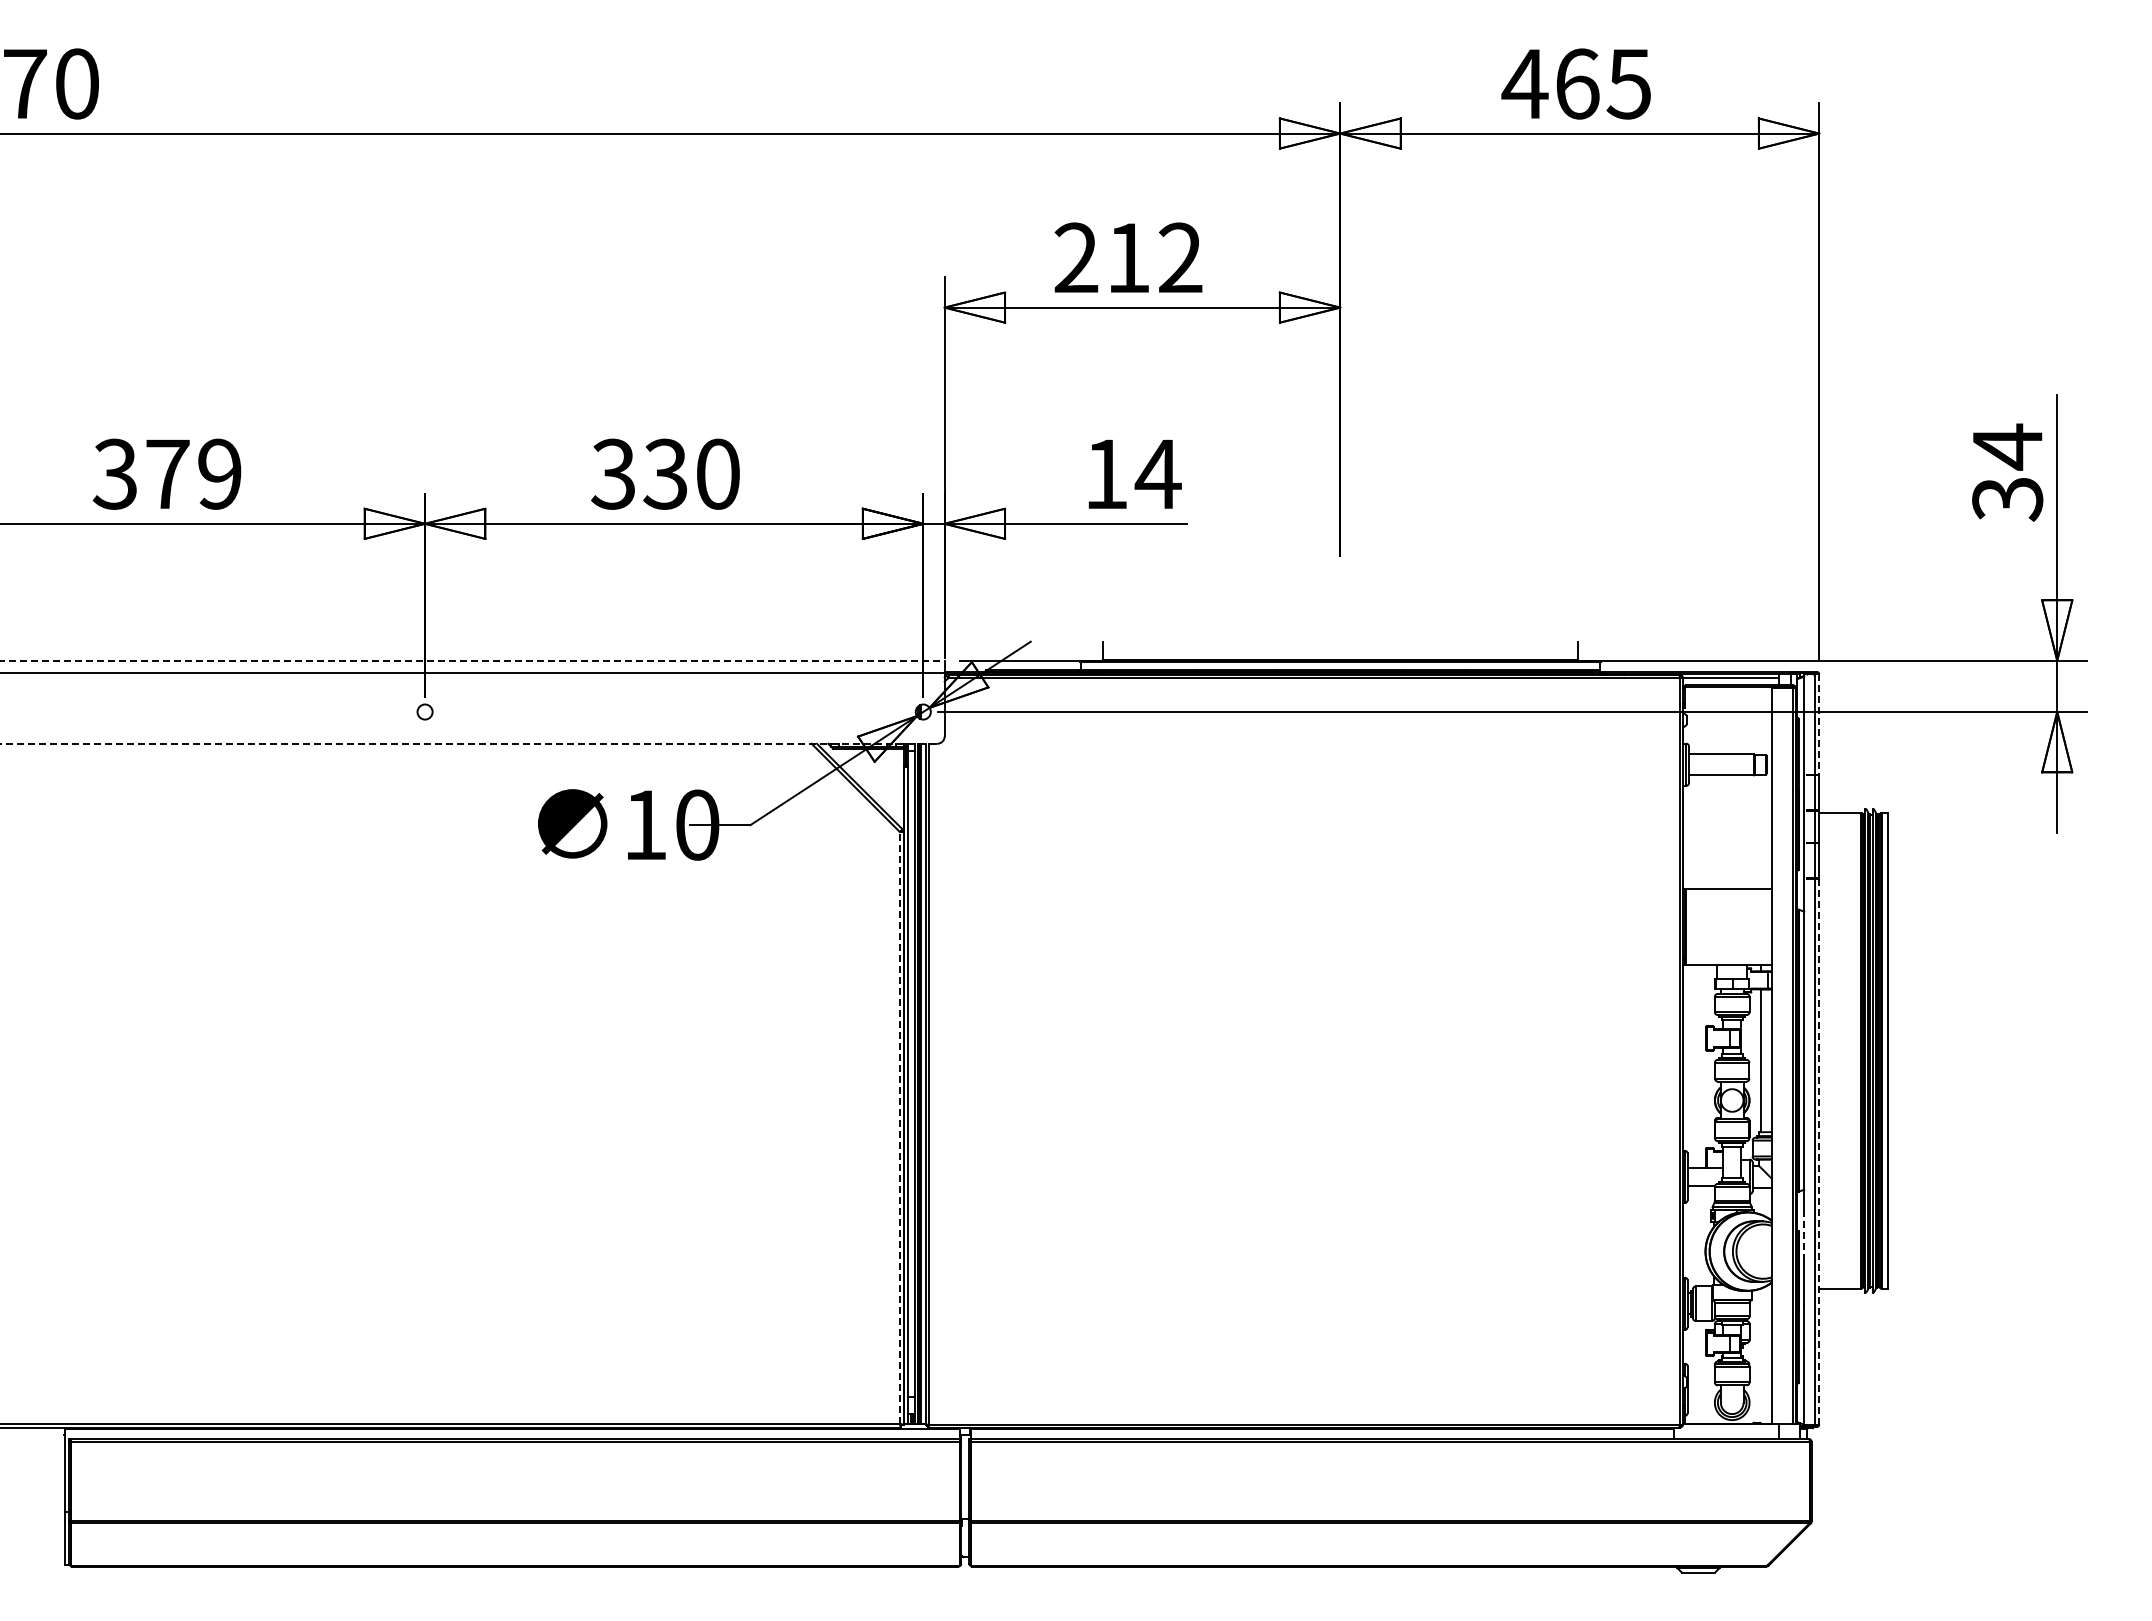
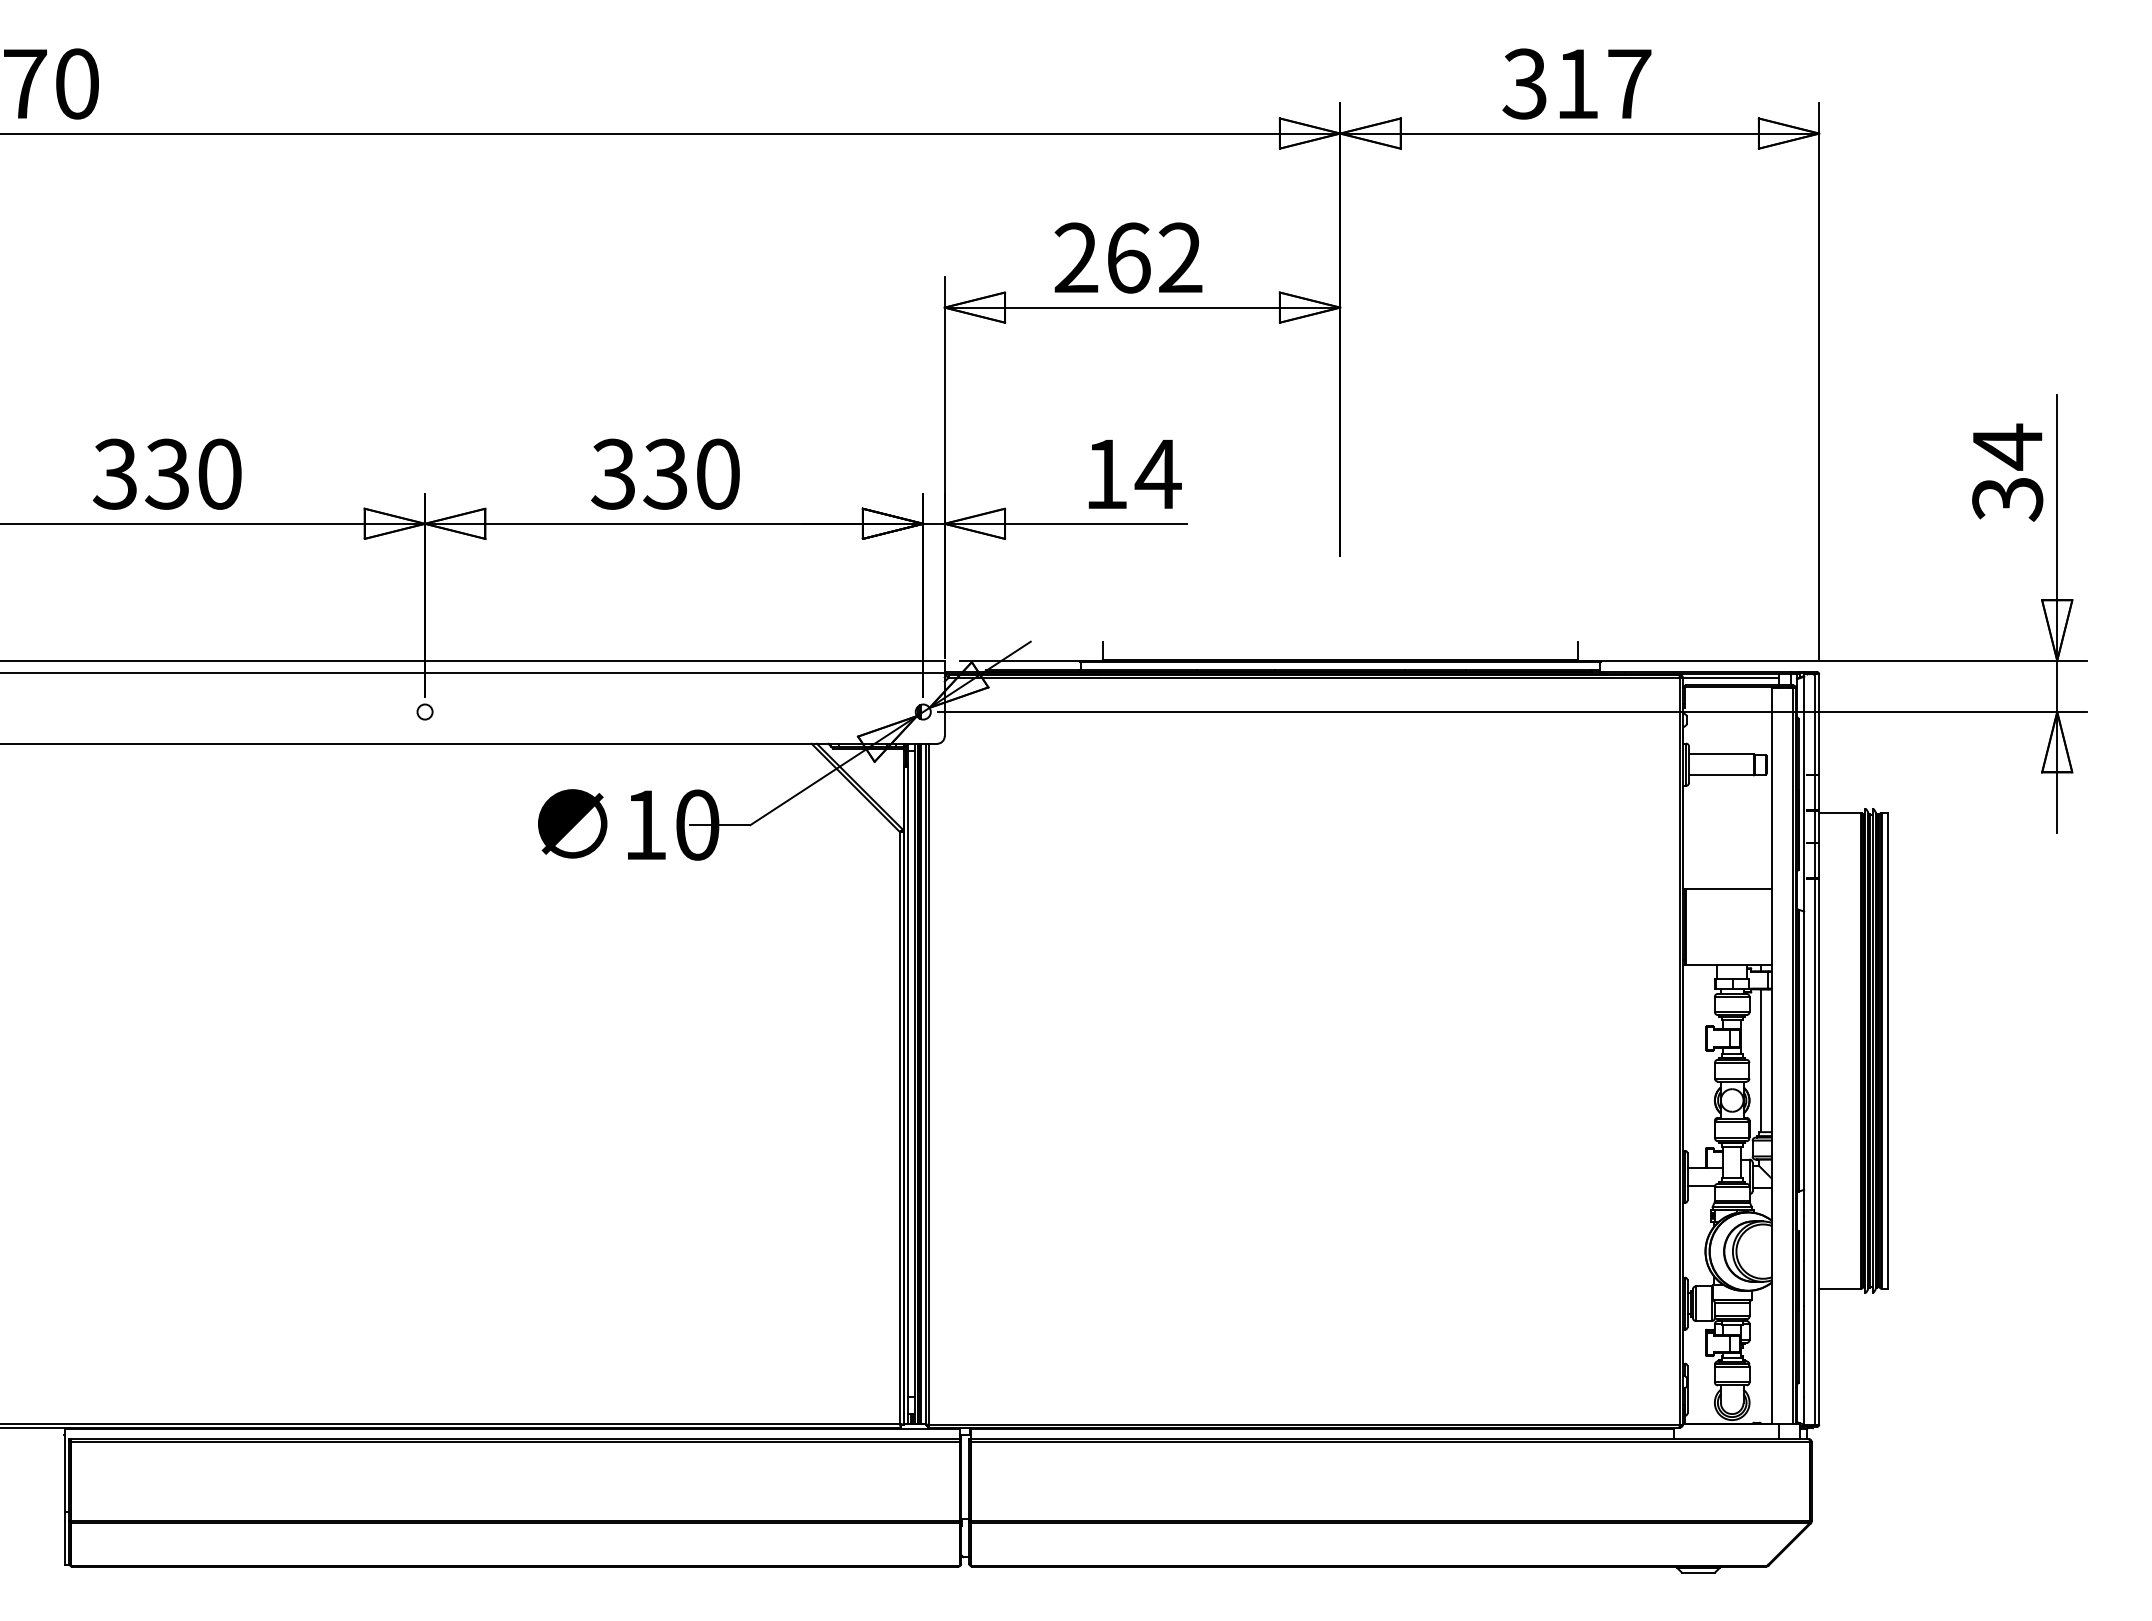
text: 465 -> 317 (1576, 83)
text: 212 -> 262 (1129, 257)
text: 379 -> 330 (193, 473)
line: dashed -> solid (472, 660)
line: dashed -> solid (1819, 725)
line: dashed -> solid (469, 743)
line: dashed -> solid (899, 1127)
line: dashed -> solid (1819, 1151)
line: dashed -> solid (1804, 1238)
